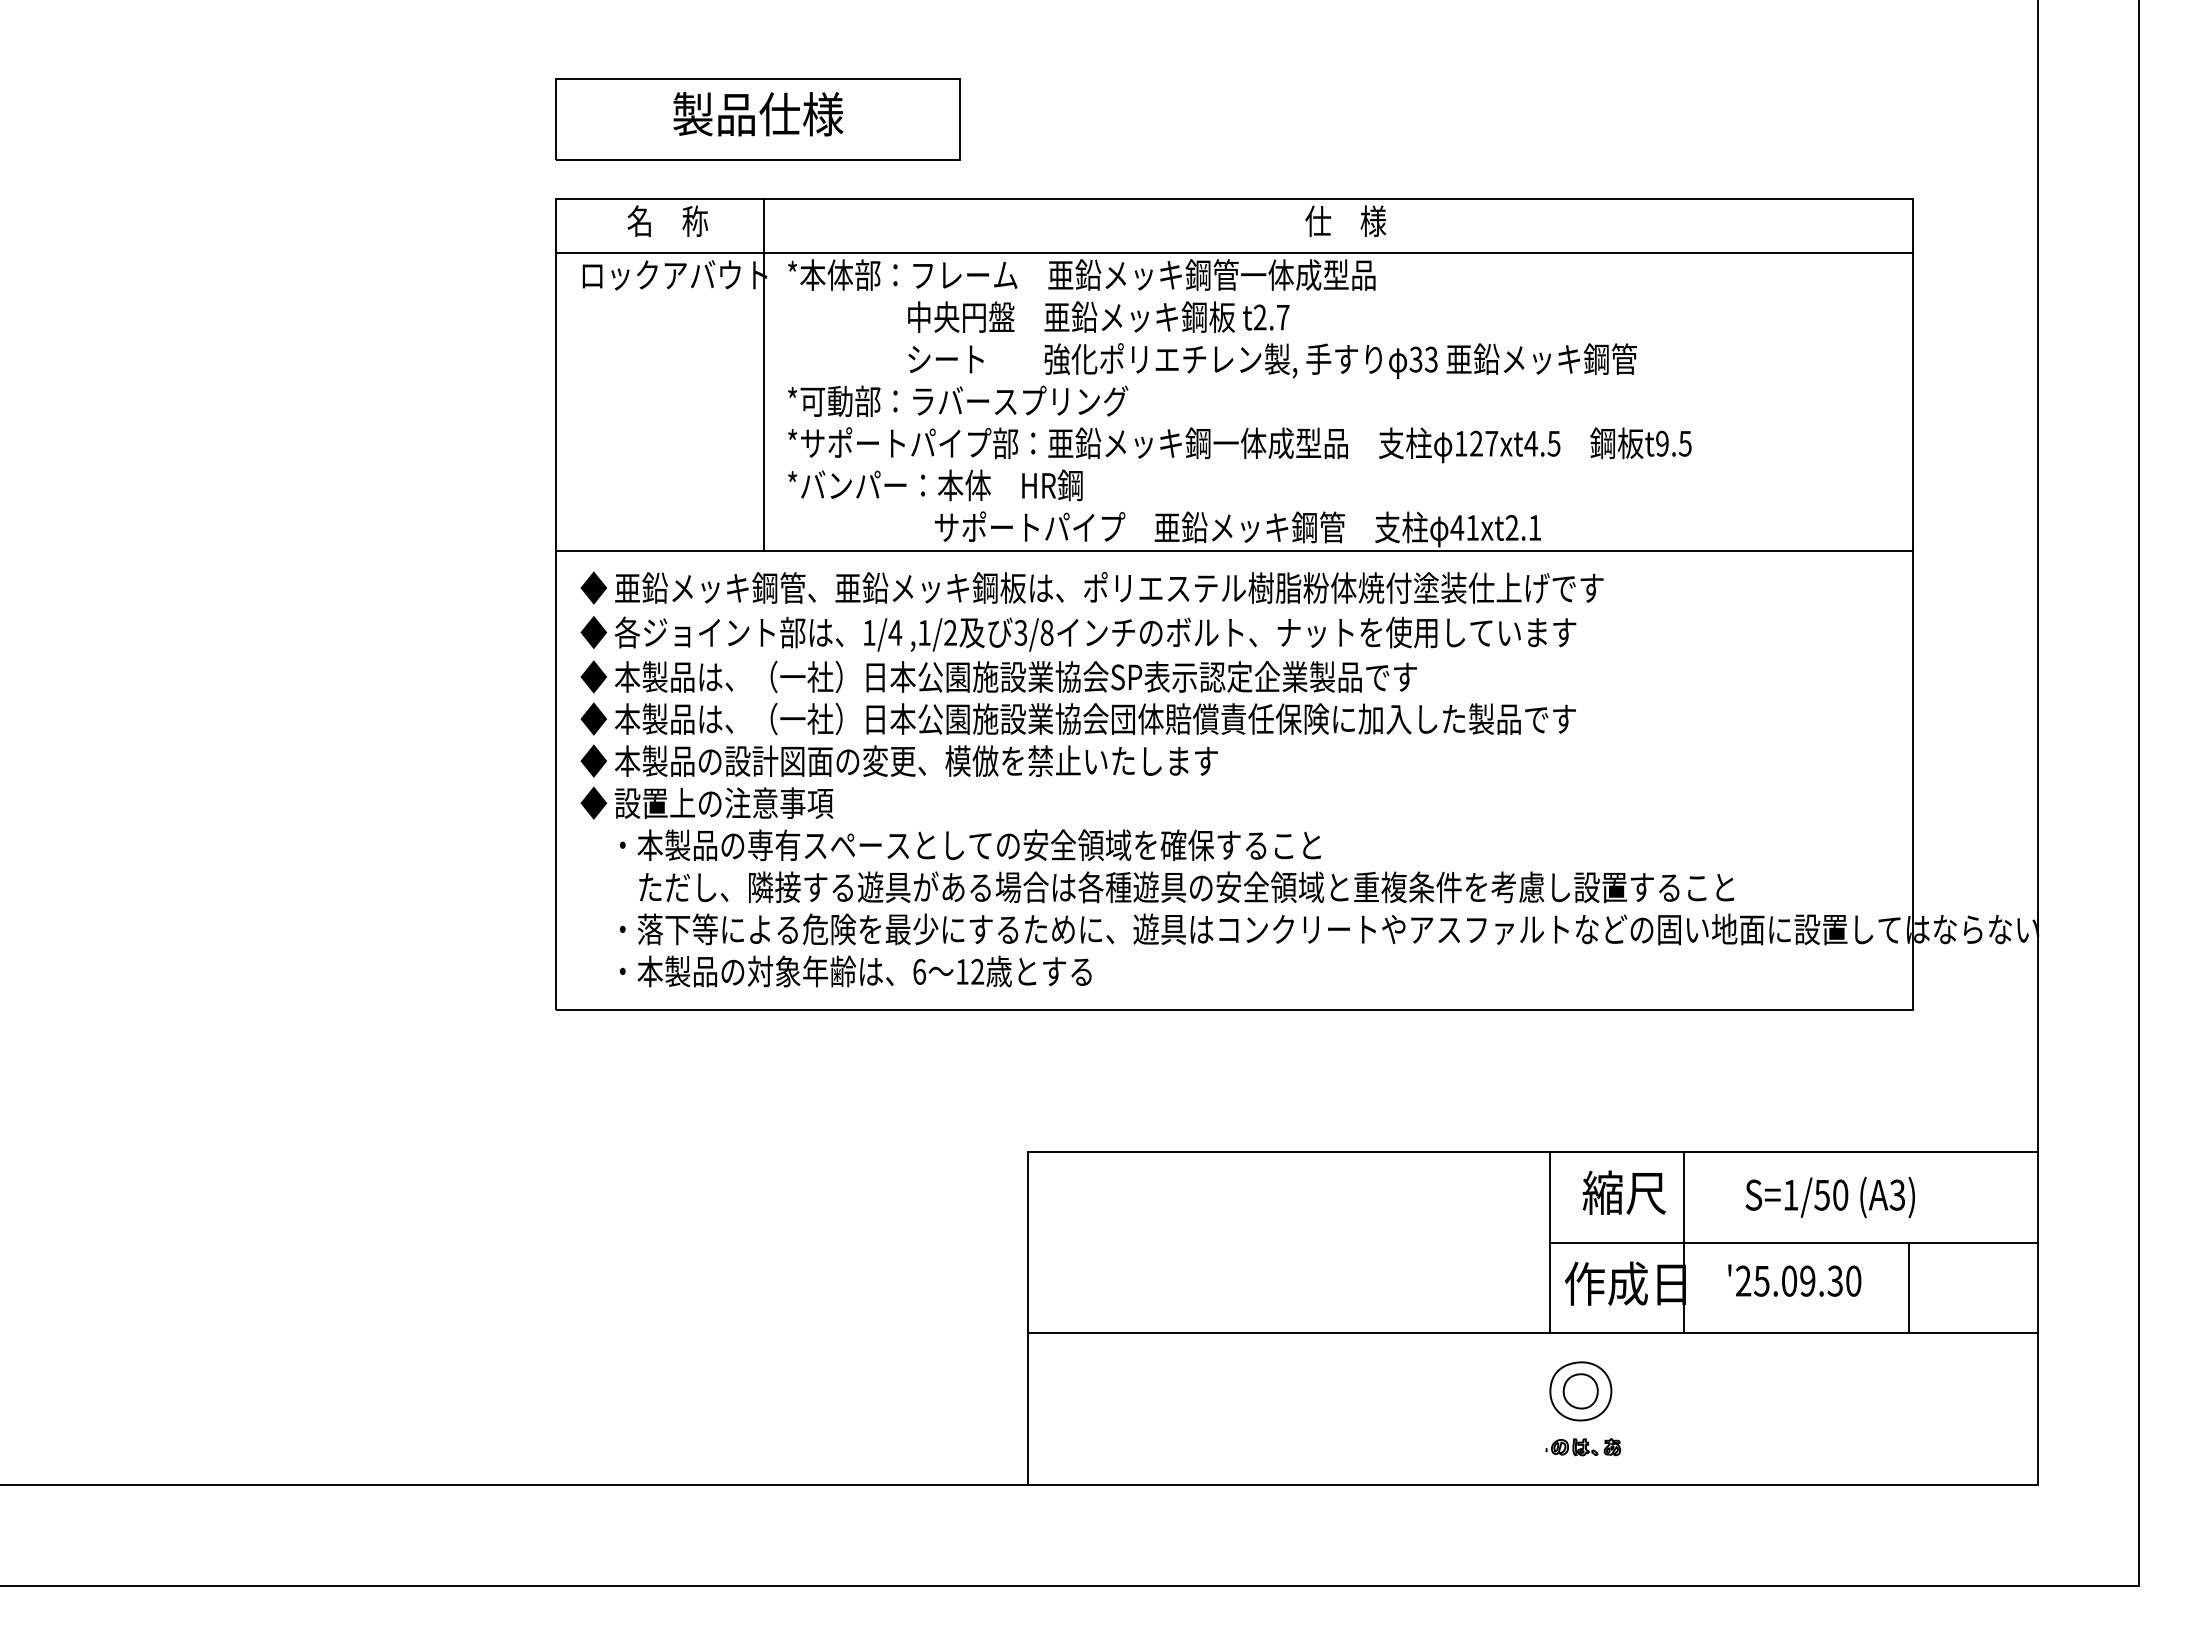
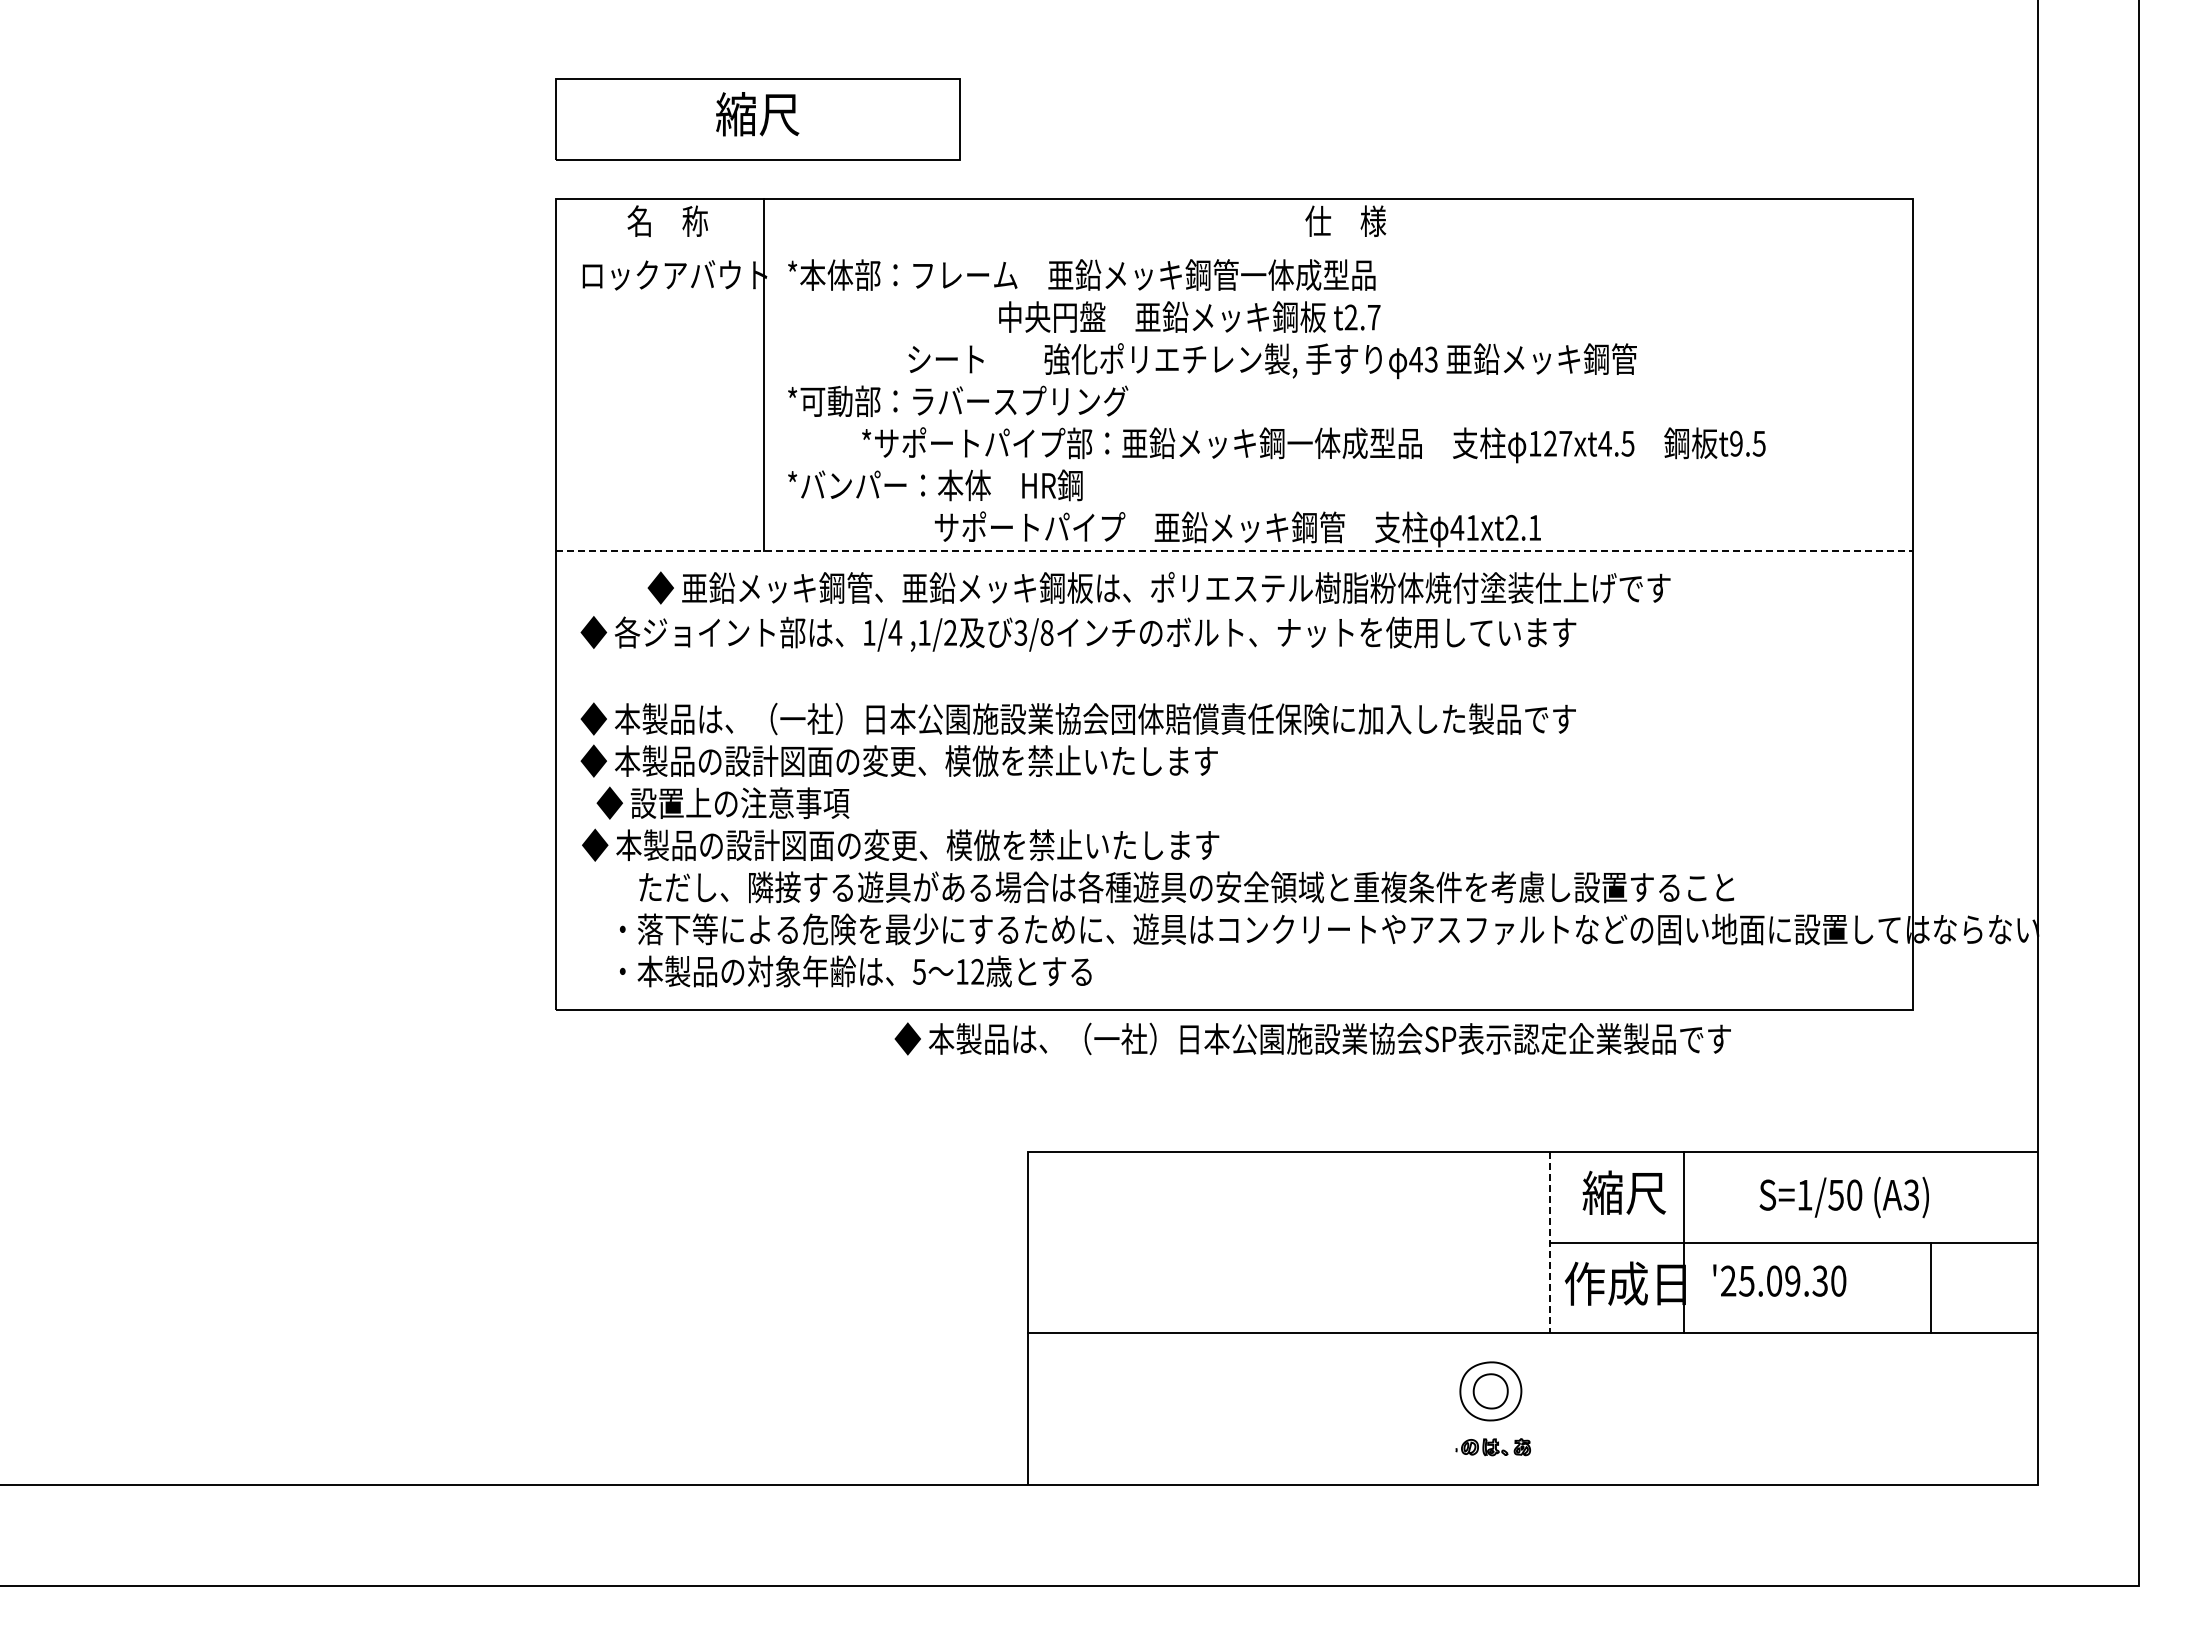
text: 製品仕様 -> 縮尺 (758, 114)
line: present -> none (1234, 252)
text position: (1098, 316) -> (1189, 316) (1189, 316)
text: 33 -> 43 (1415, 359)
text position: (1239, 445) -> (1313, 445) (1313, 445)
line: solid -> dashed (1234, 550)
text position: (1091, 587) -> (1158, 587) (1158, 587)
text position: (998, 676) -> (1312, 1038) (1312, 1038)
text position: (706, 802) -> (722, 802) (722, 802)
text: ・本製品の専有スペースとしての安全領域を確保すること -> ◆ 本製品の設計図面の変更、模倣を禁止いたします (951, 844)
text: 6 -> 5 (919, 971)
text position: (1829, 1197) -> (1843, 1197) (1843, 1197)
line: solid -> dashed (1550, 1242)
text position: (1794, 1280) -> (1779, 1280) (1779, 1280)
line position: (1908, 1287) -> (1930, 1287) (1930, 1287)
part position: (1582, 1408) -> (1492, 1408) (1492, 1408)
